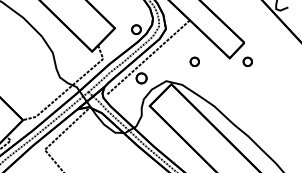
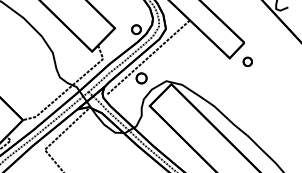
part: present -> none (194, 61)
